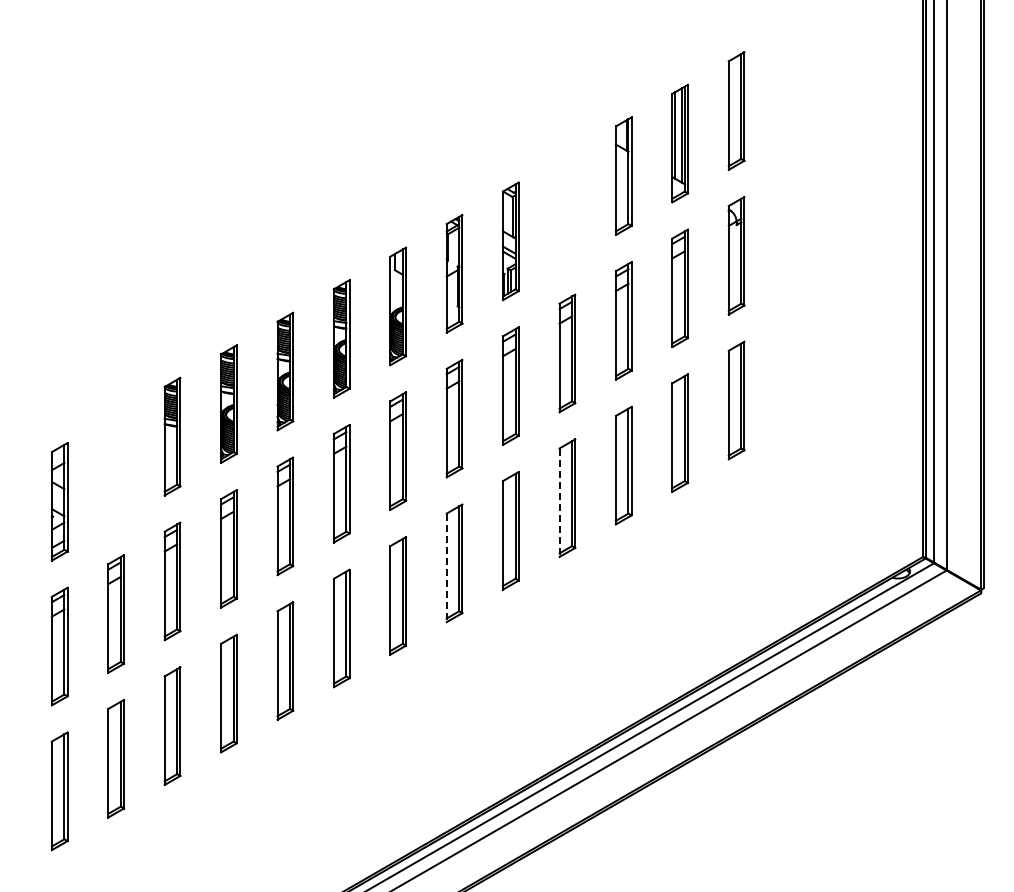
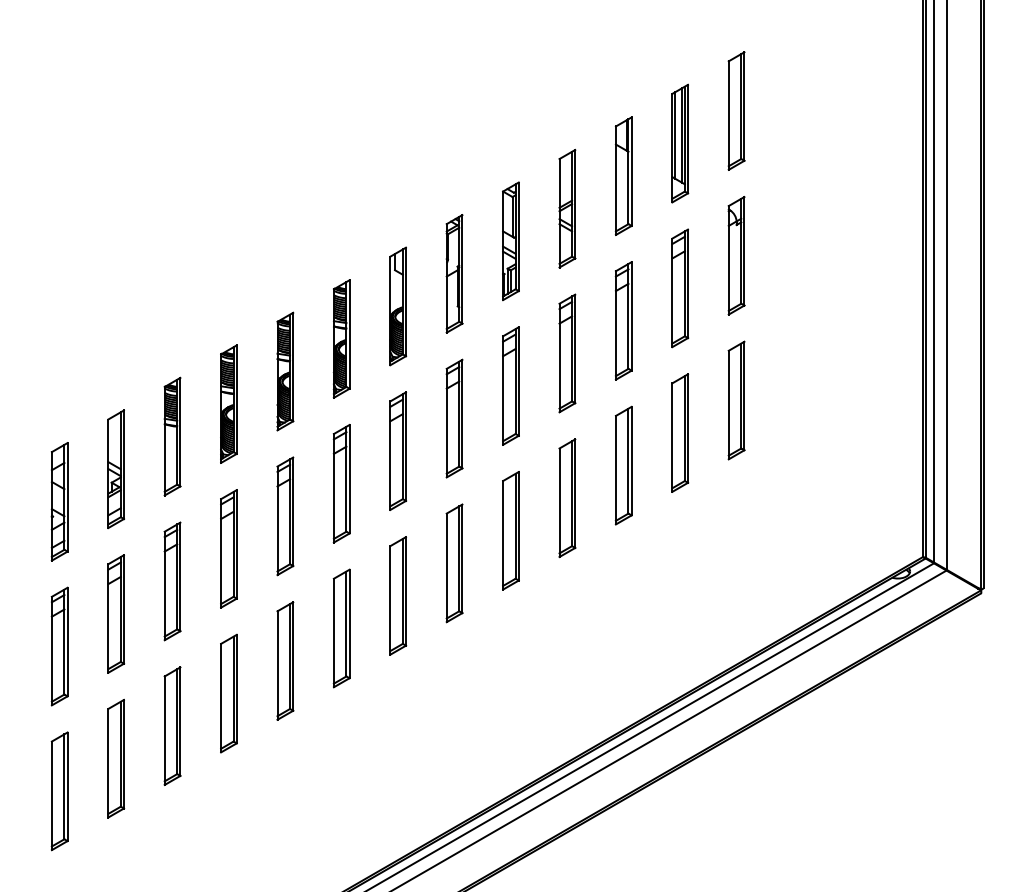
part: none -> present (567, 208)
part: none -> present (115, 469)
line: dashed -> solid (559, 503)
line: dashed -> solid (446, 568)
